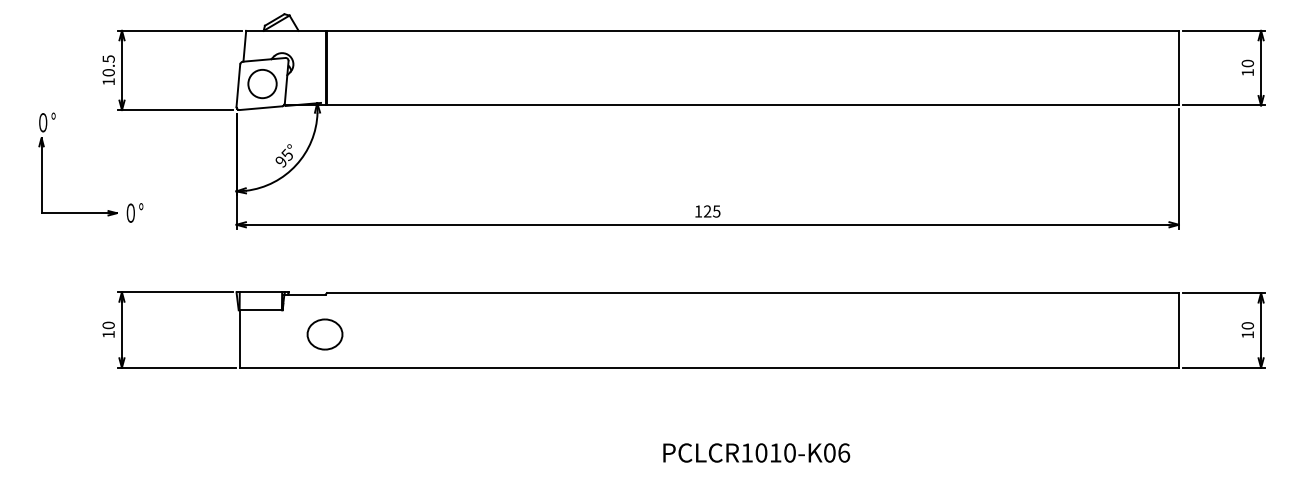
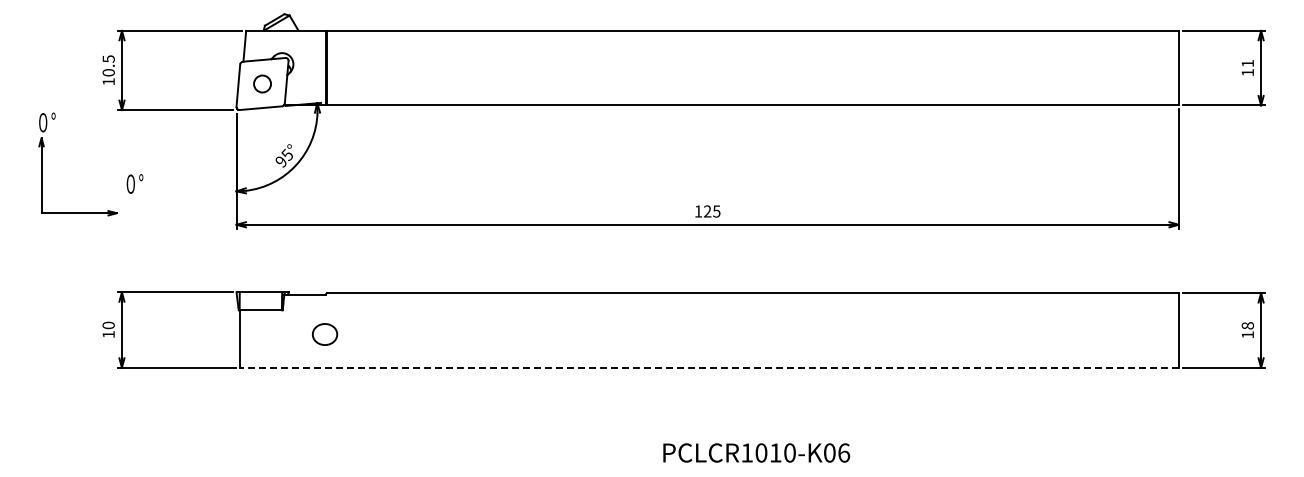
text: 10 -> 11 (1247, 63)
circle diameter: 28 px -> 17 px (262, 83)
text position: (134, 212) -> (134, 183) (134, 183)
text: 10 -> 18 (1247, 325)
part size: 38x33 px -> 27x23 px (325, 334)
line: solid -> dashed (709, 367)
